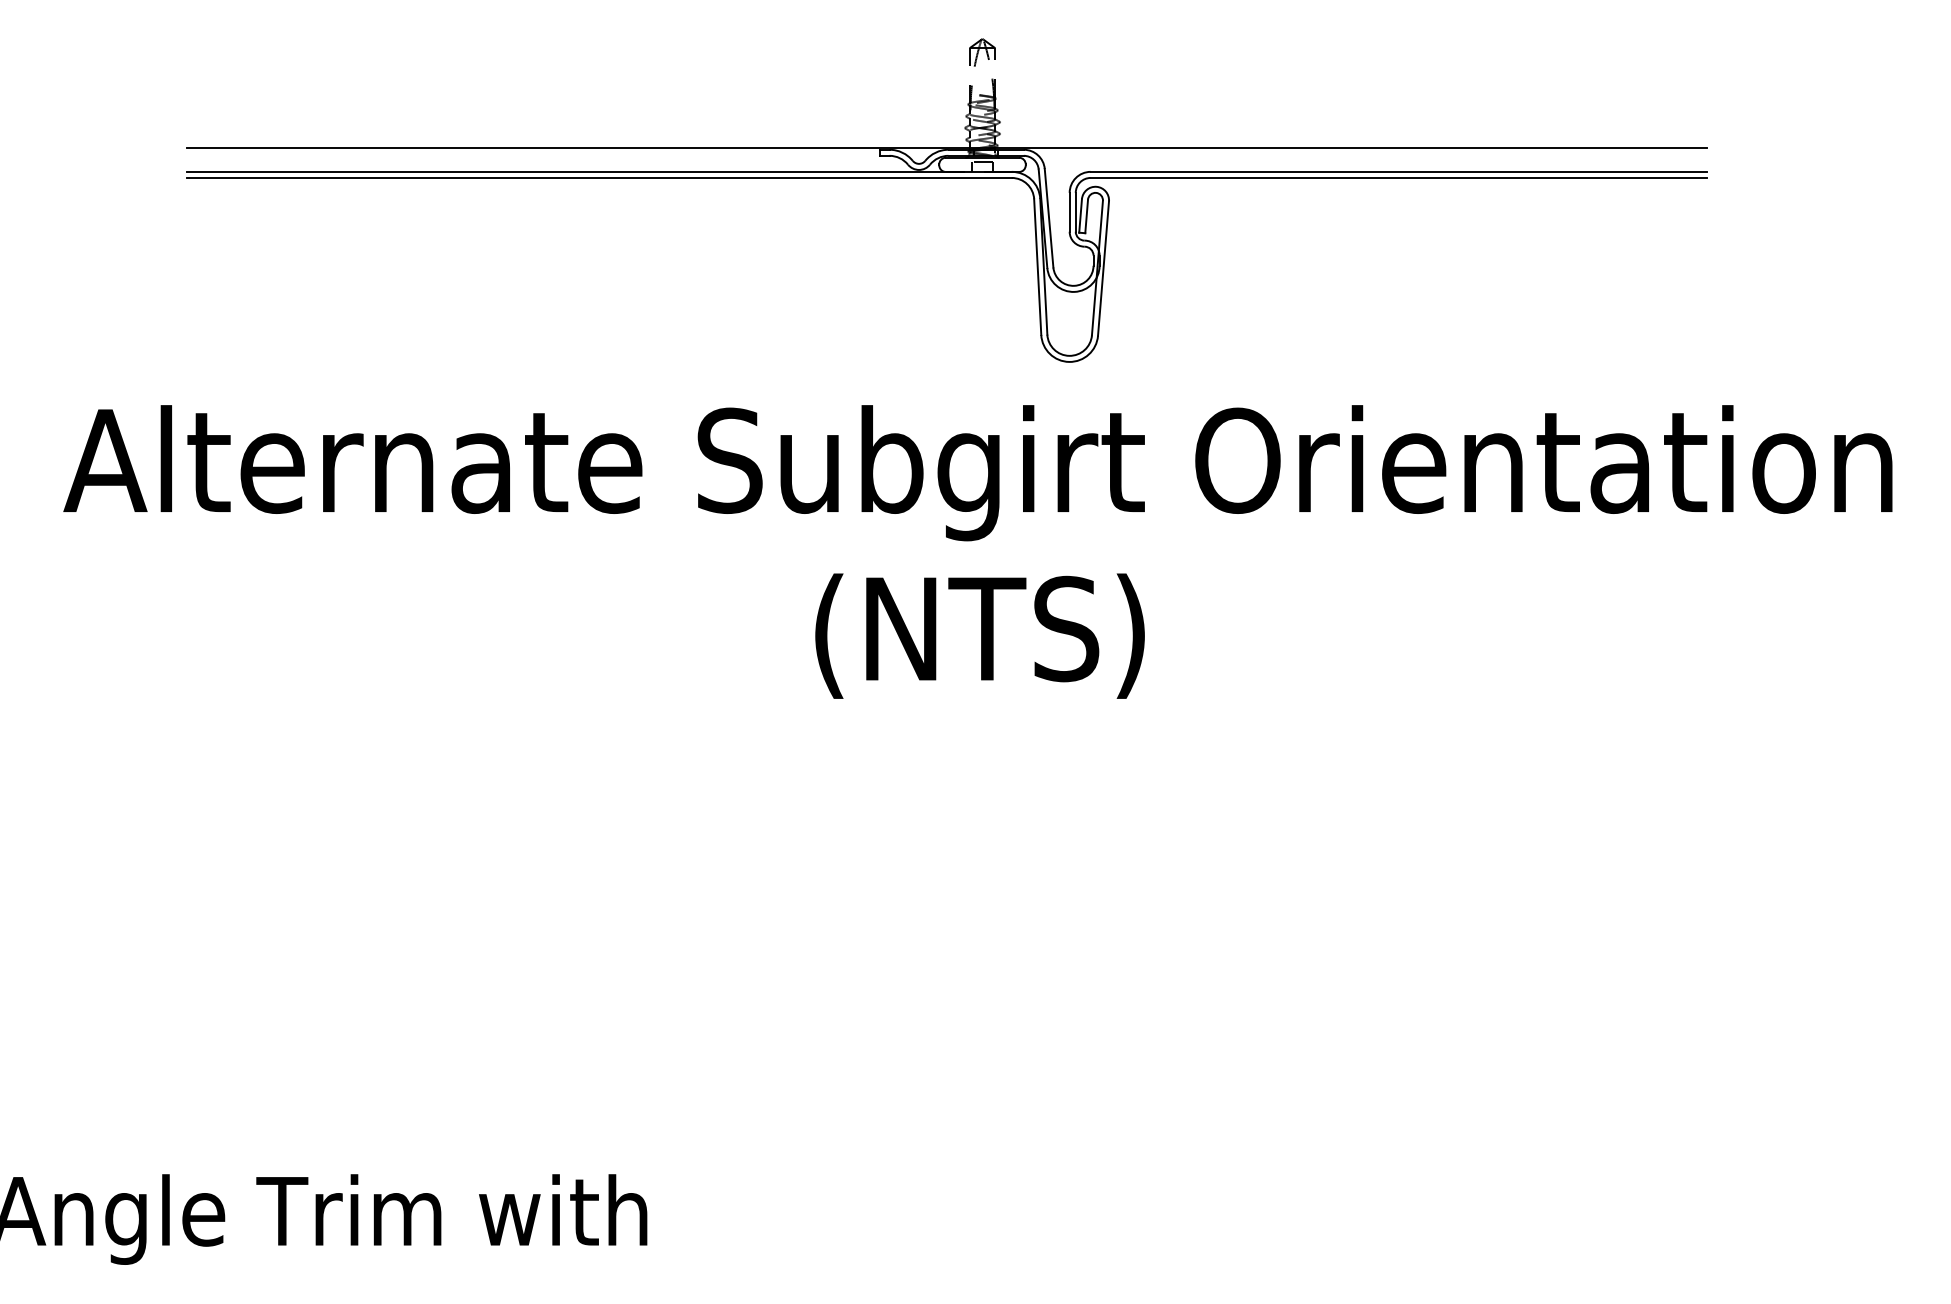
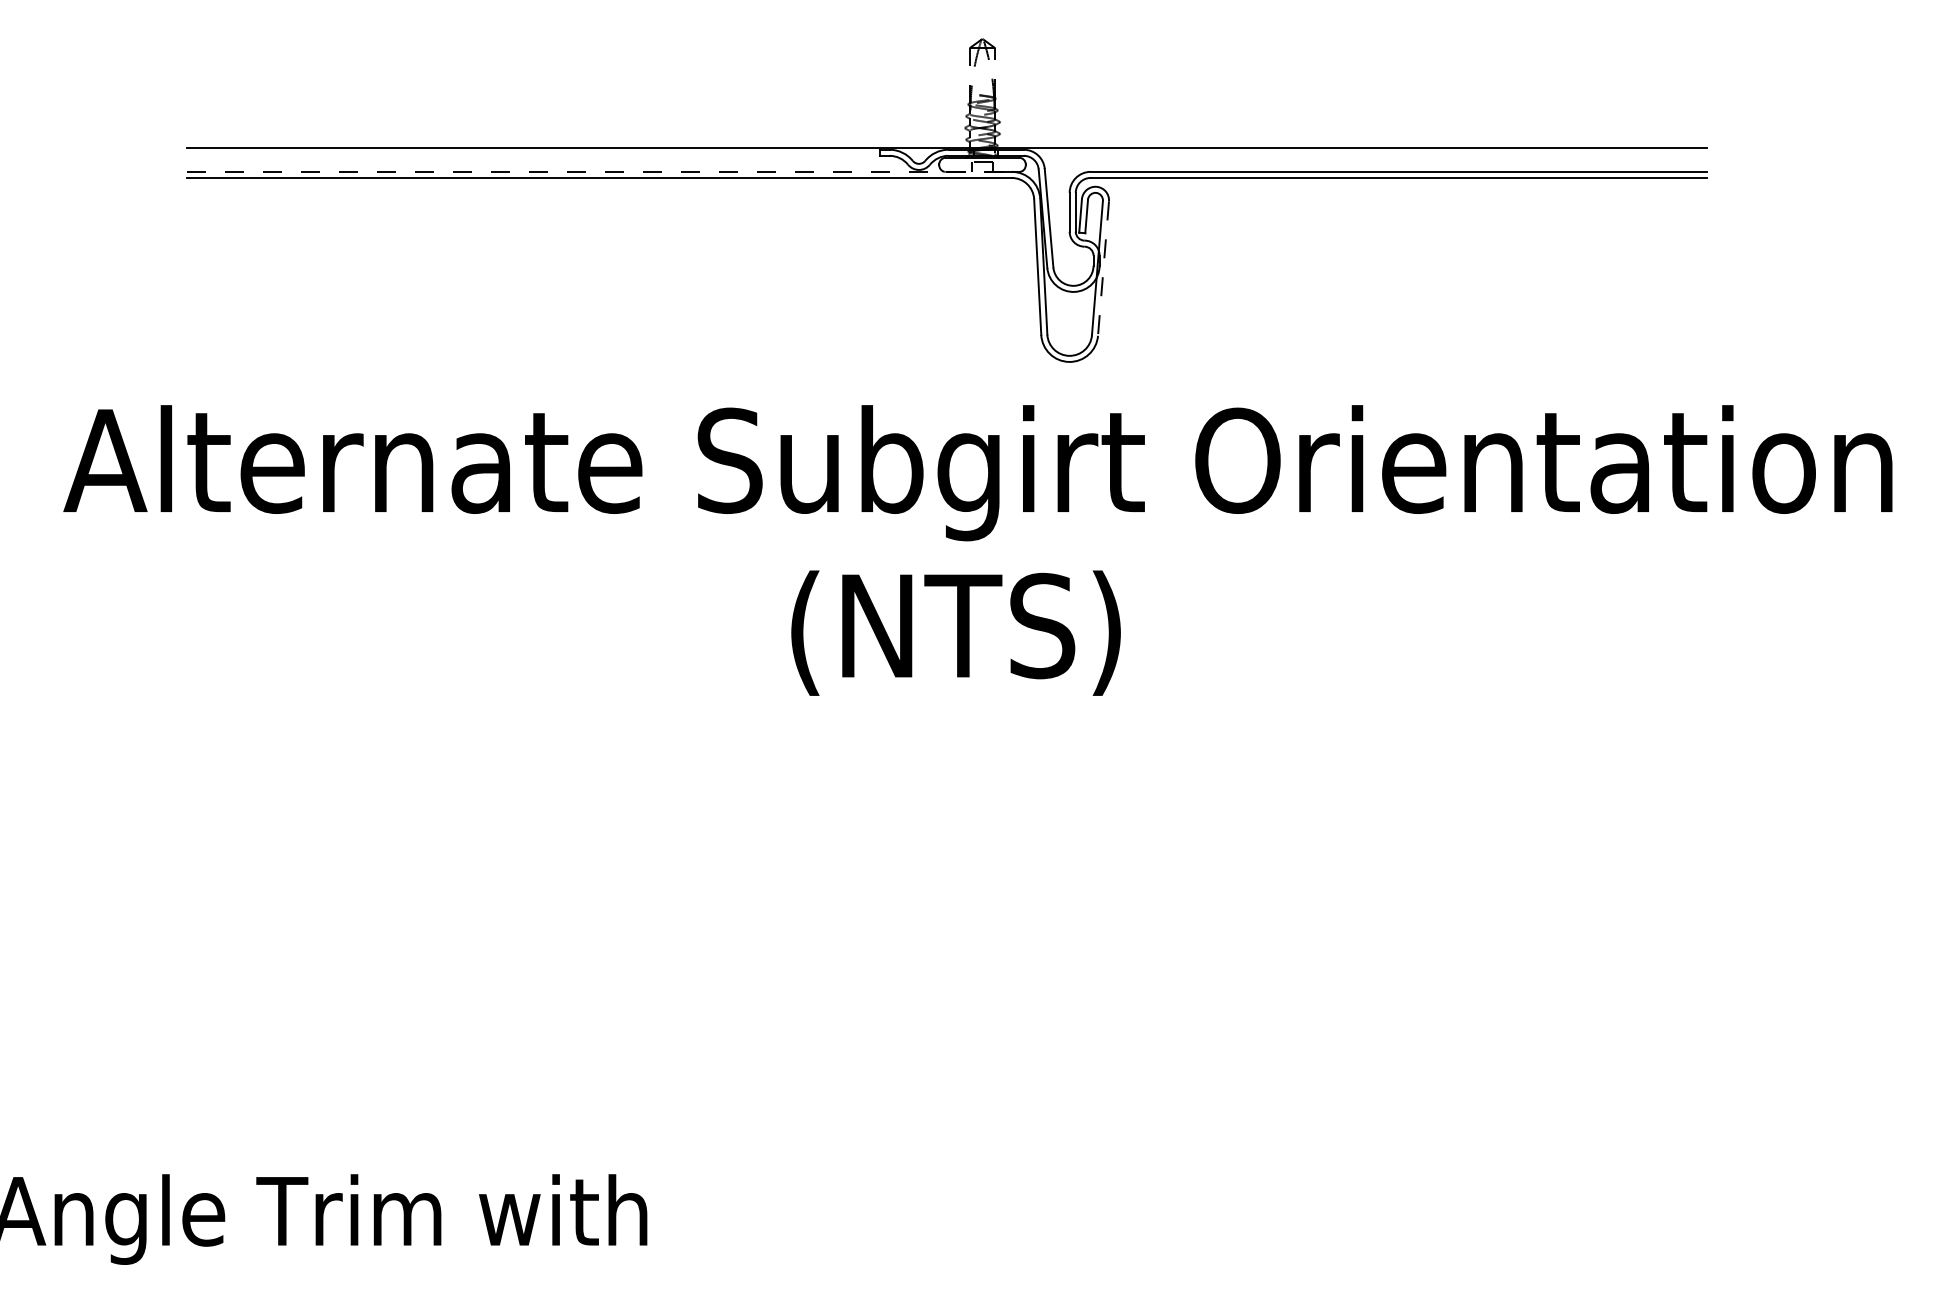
line: solid -> dashed (599, 171)
line: solid -> dashed (1103, 269)
text position: (979, 635) -> (955, 632) (955, 632)
